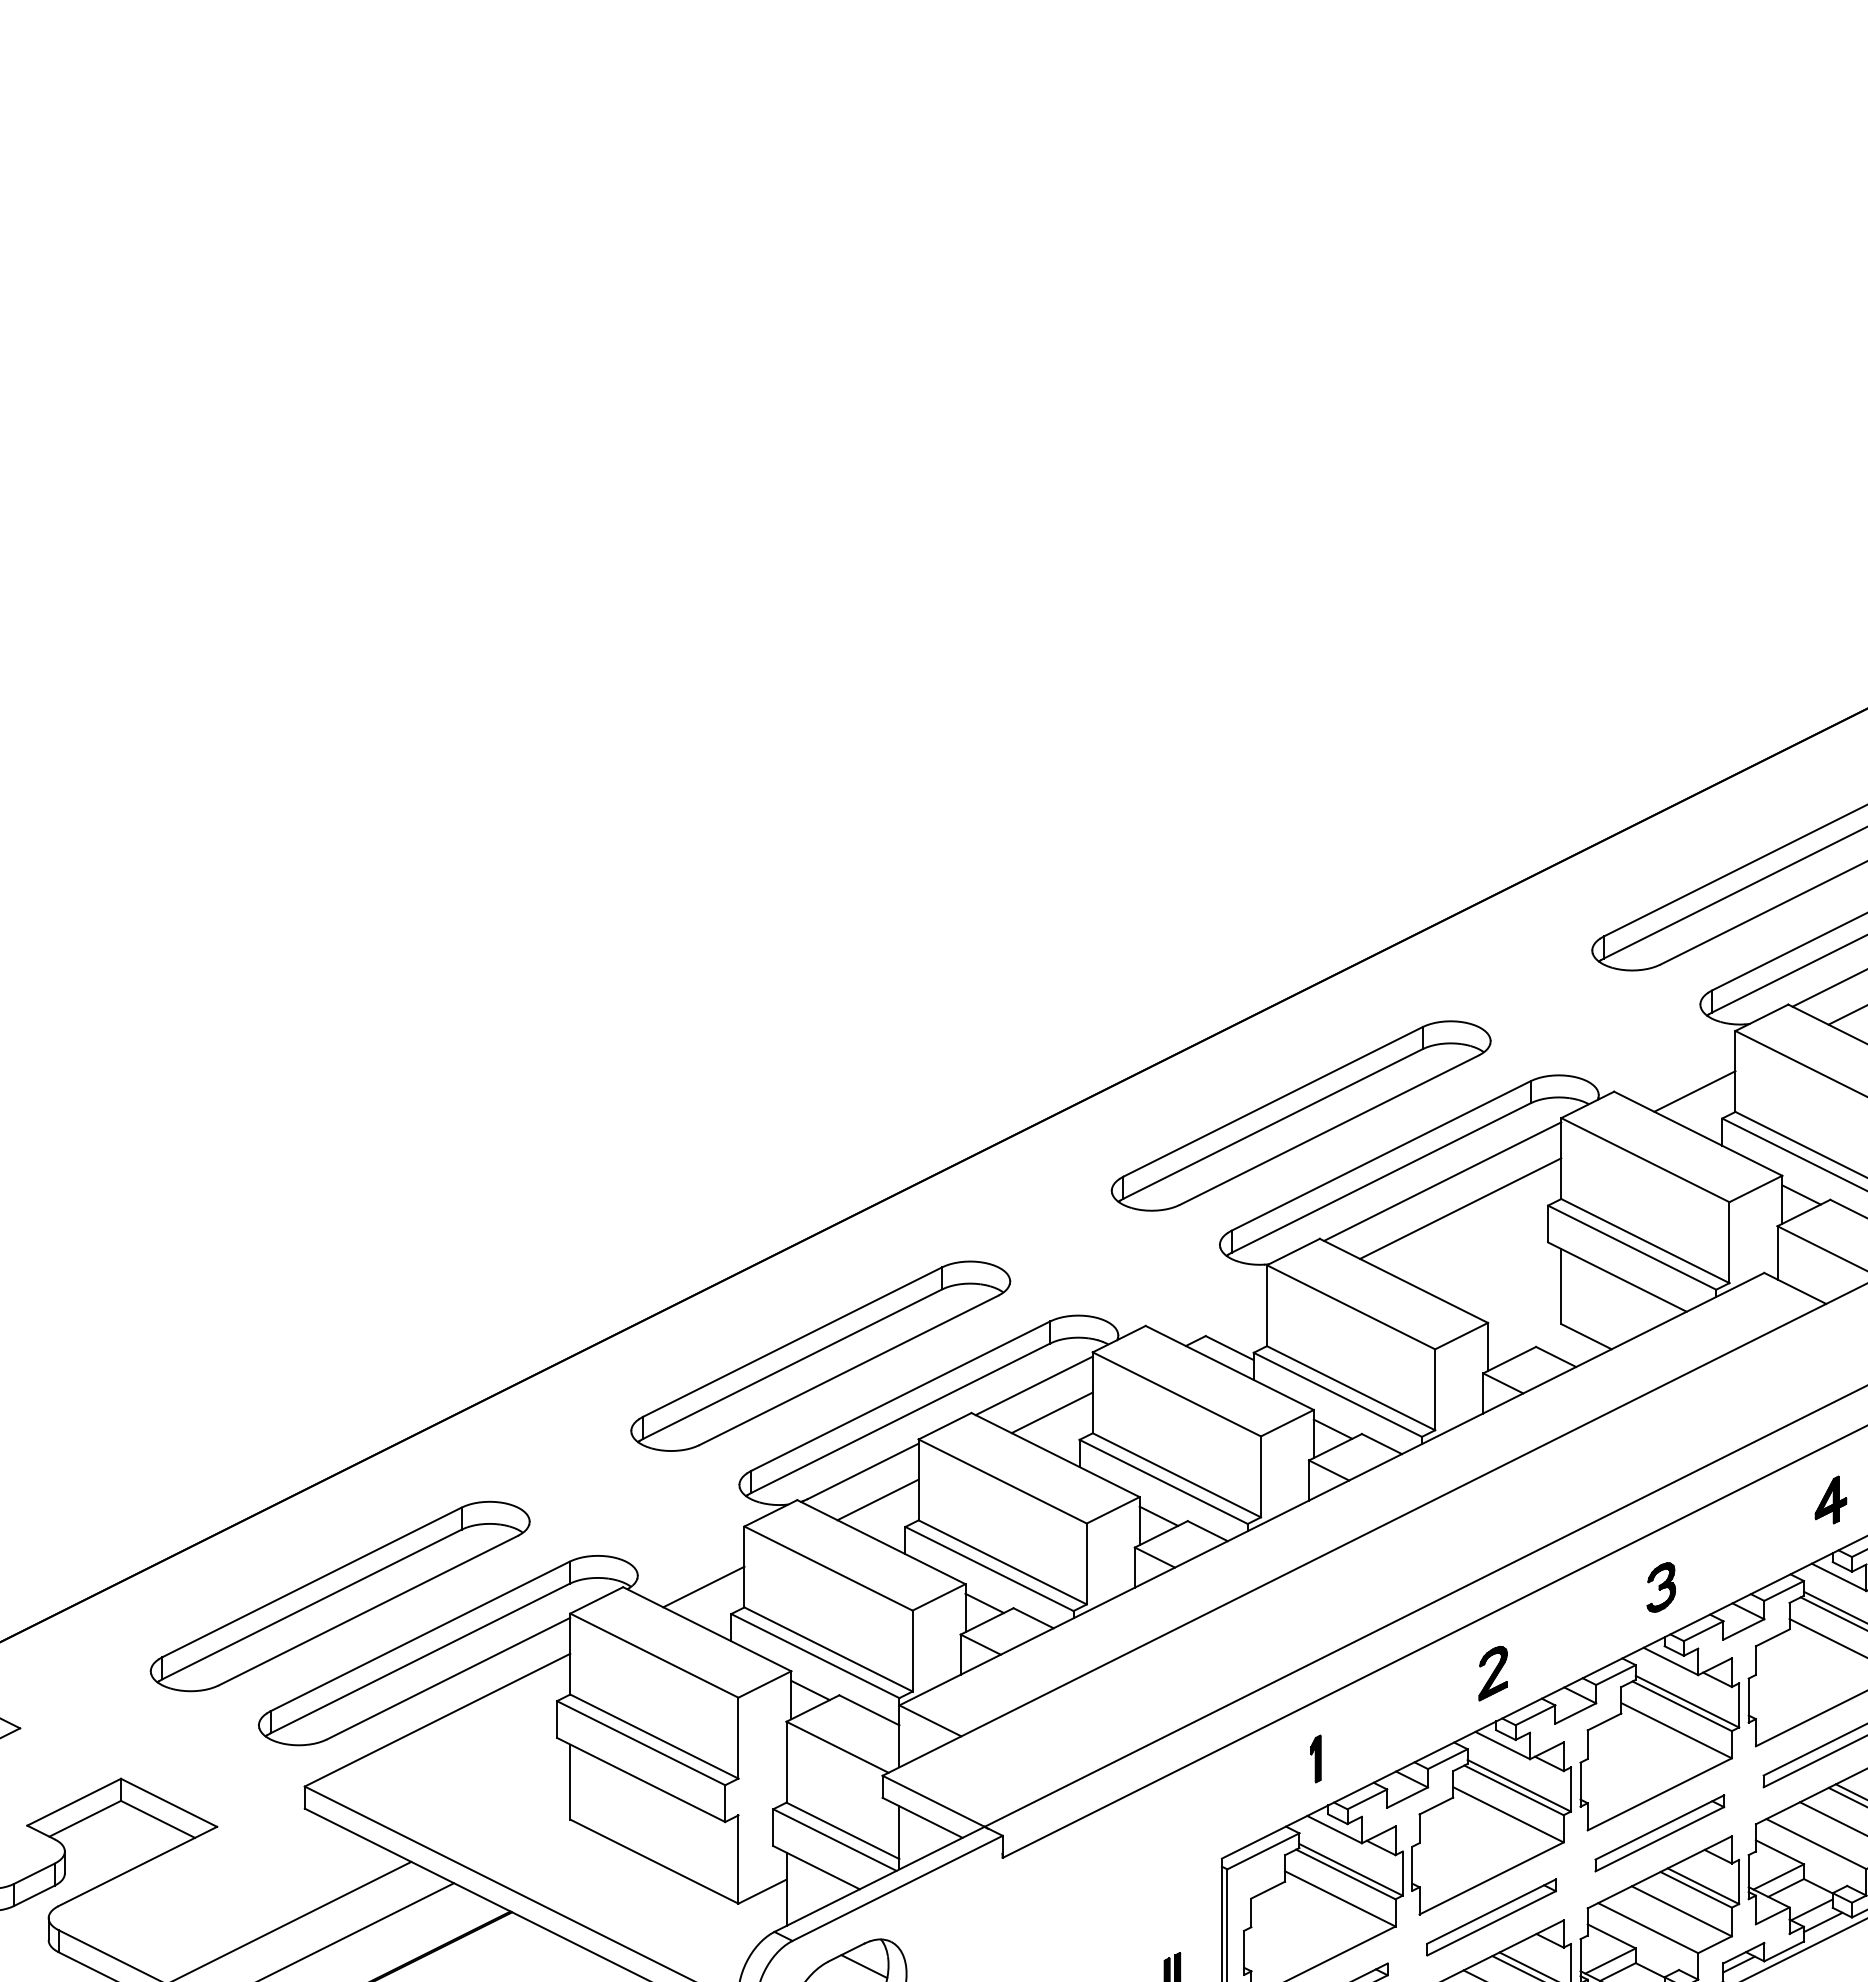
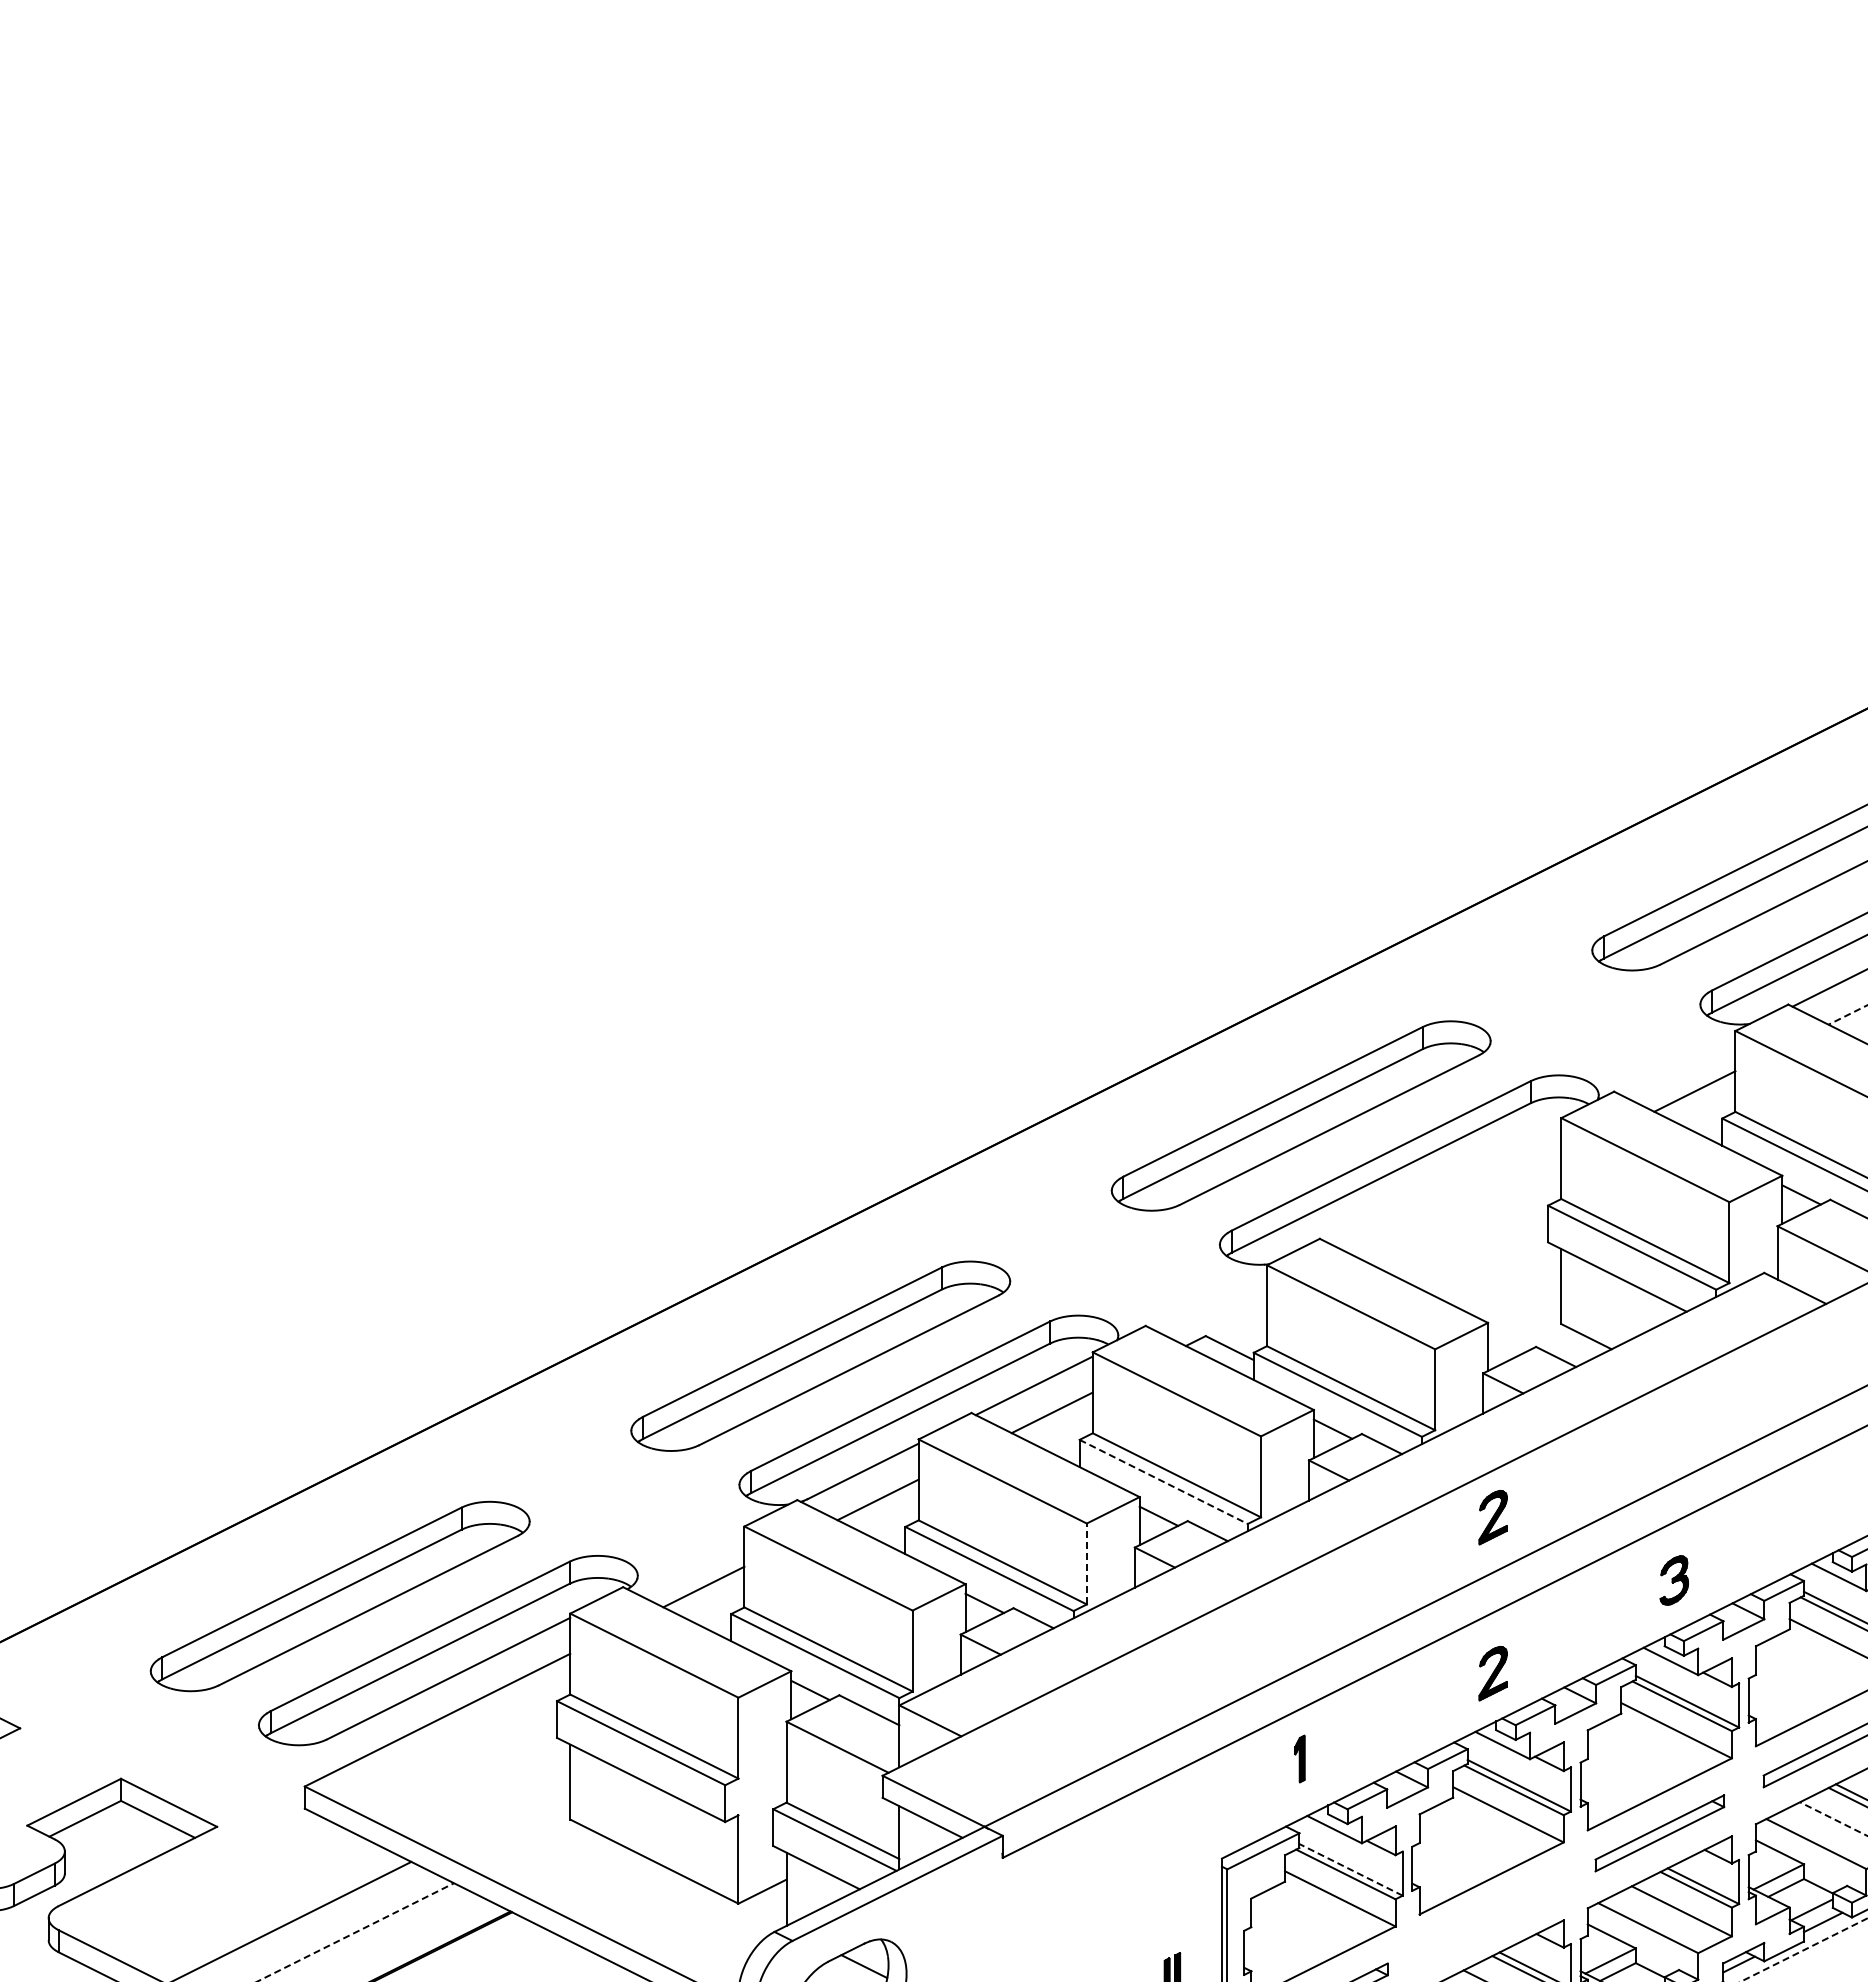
line: solid -> dashed (1848, 1014)
line: present -> none (1442, 1181)
line: present -> none (1460, 1208)
line: solid -> dashed (1164, 1482)
part: present -> none (1830, 1499)
part: none -> present (1492, 1517)
line: solid -> dashed (1086, 1563)
part position: (1660, 1587) -> (1673, 1580) (1673, 1580)
part position: (1315, 1758) -> (1299, 1758) (1299, 1758)
line: solid -> dashed (1833, 1819)
line: solid -> dashed (1351, 1869)
part: present -> none (1491, 1917)
line: solid -> dashed (355, 1932)
line: solid -> dashed (1804, 1950)
